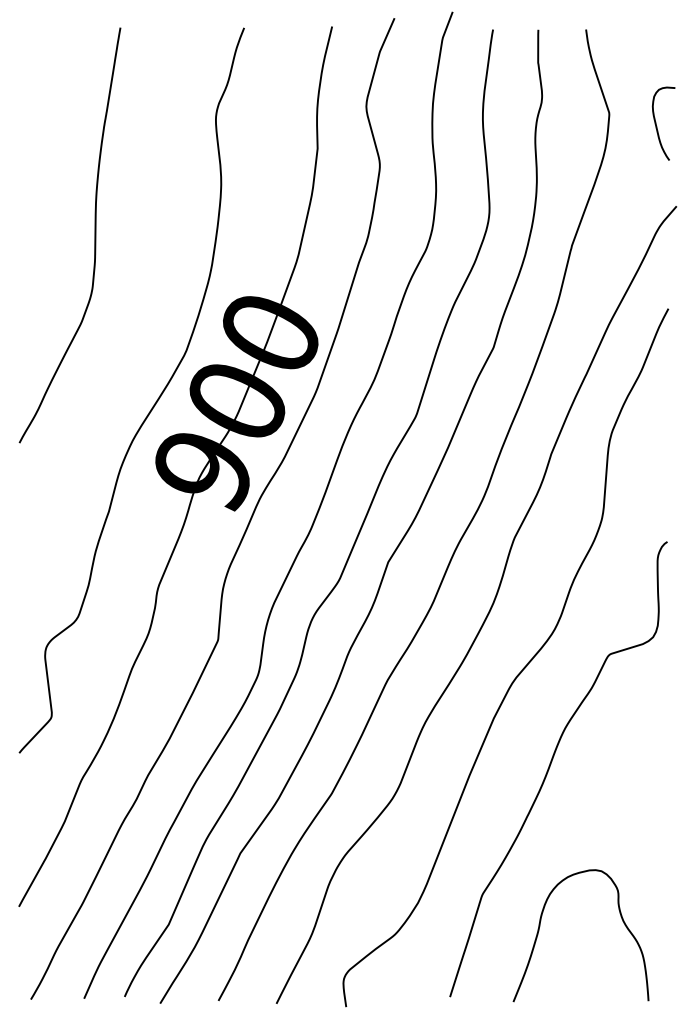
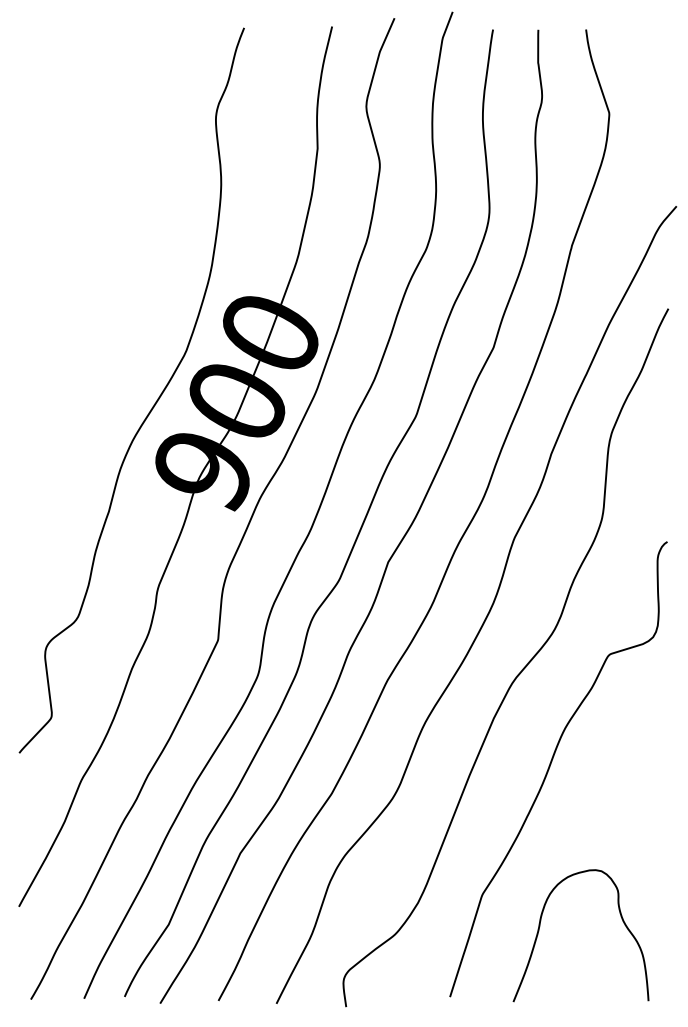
curve: present -> none (657, 126)
curve: present -> none (94, 235)
